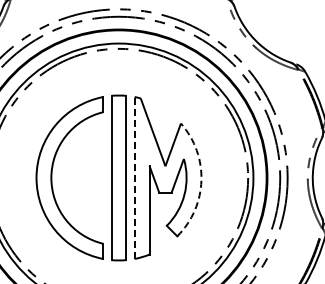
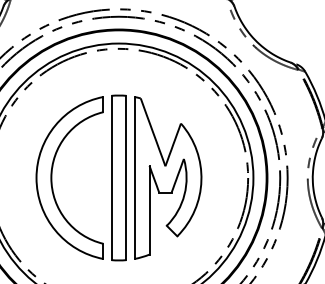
line: dashed -> solid (134, 178)
arc: dashed -> solid (201, 180)
